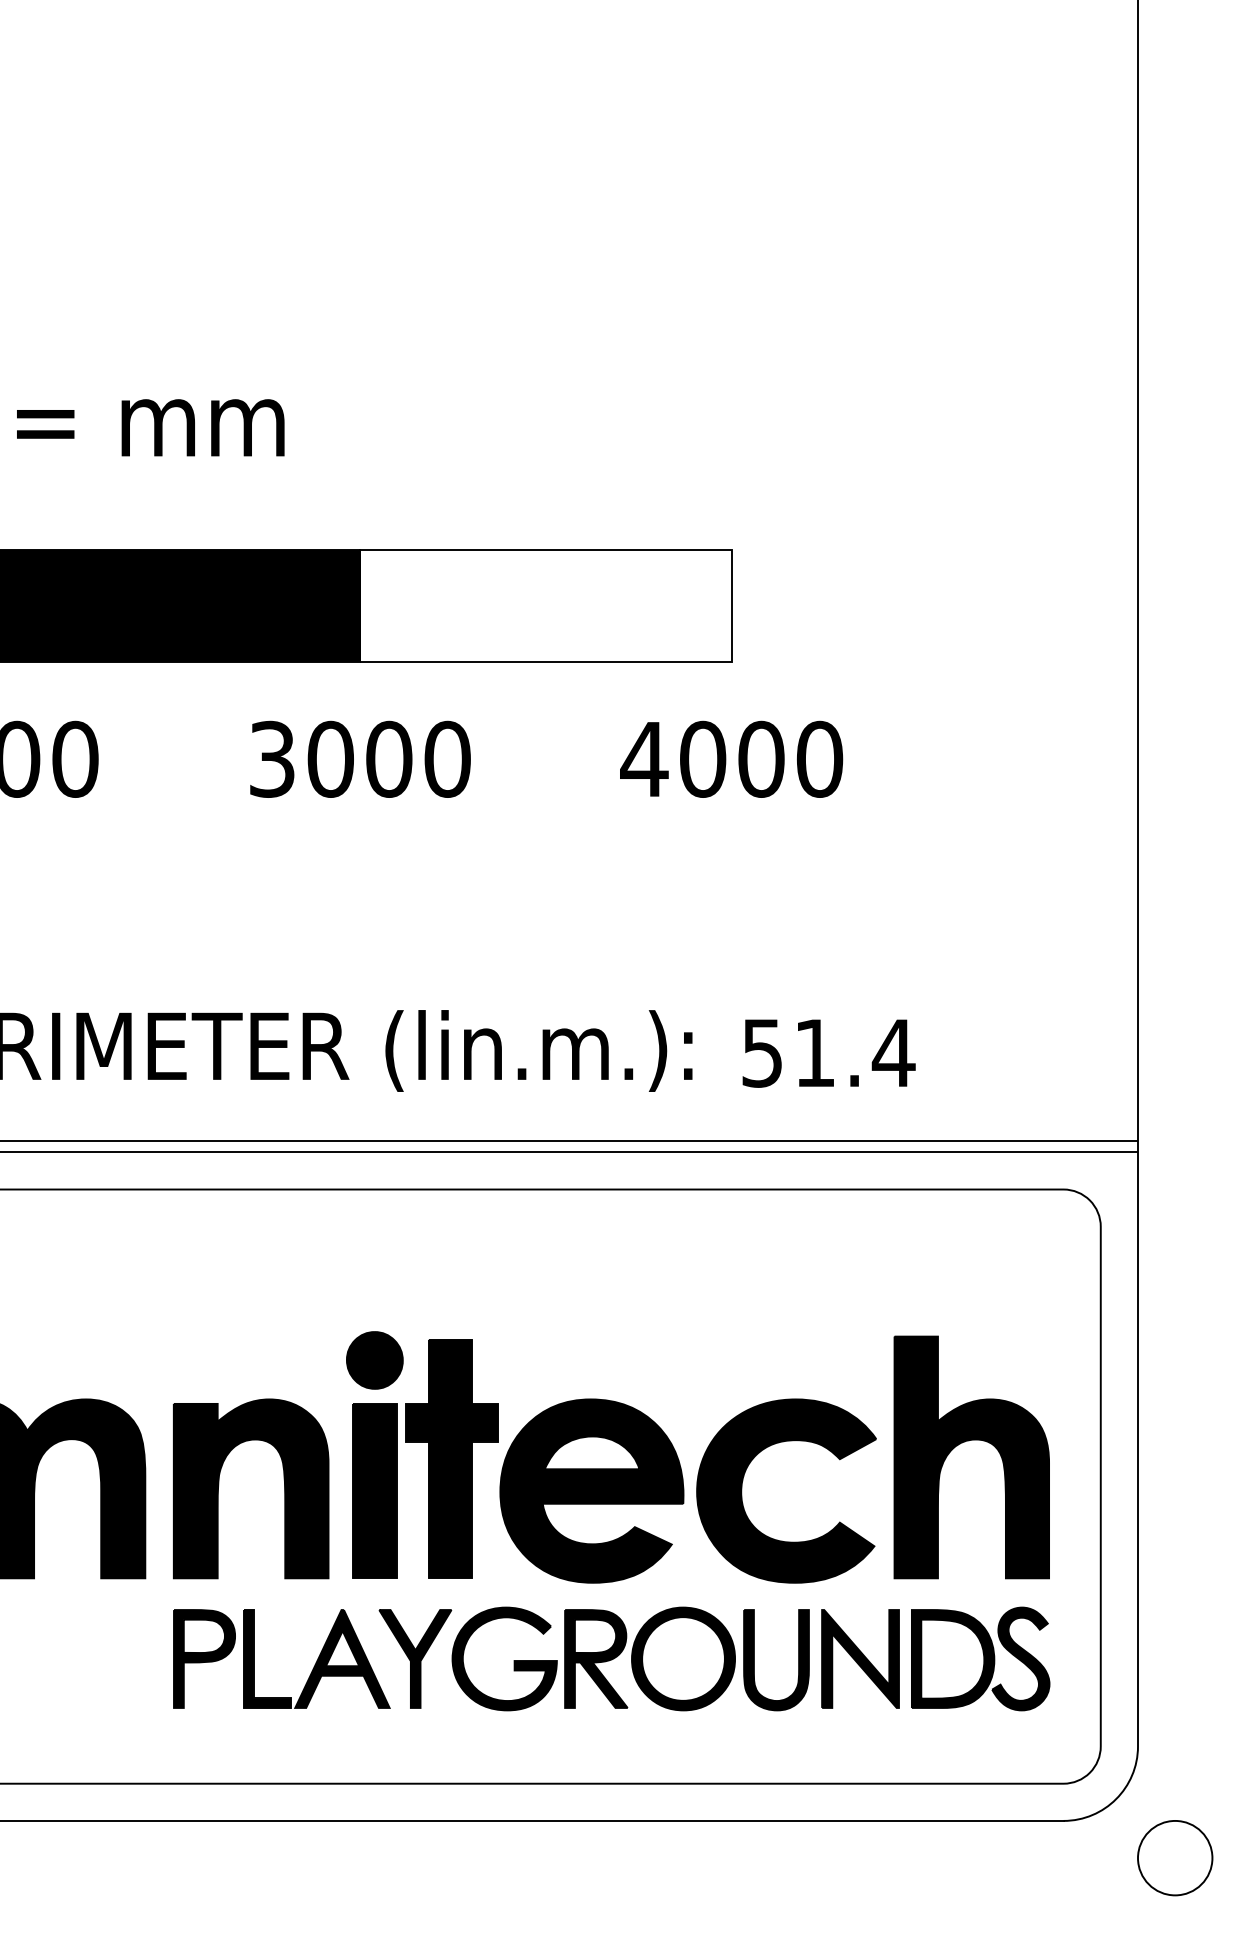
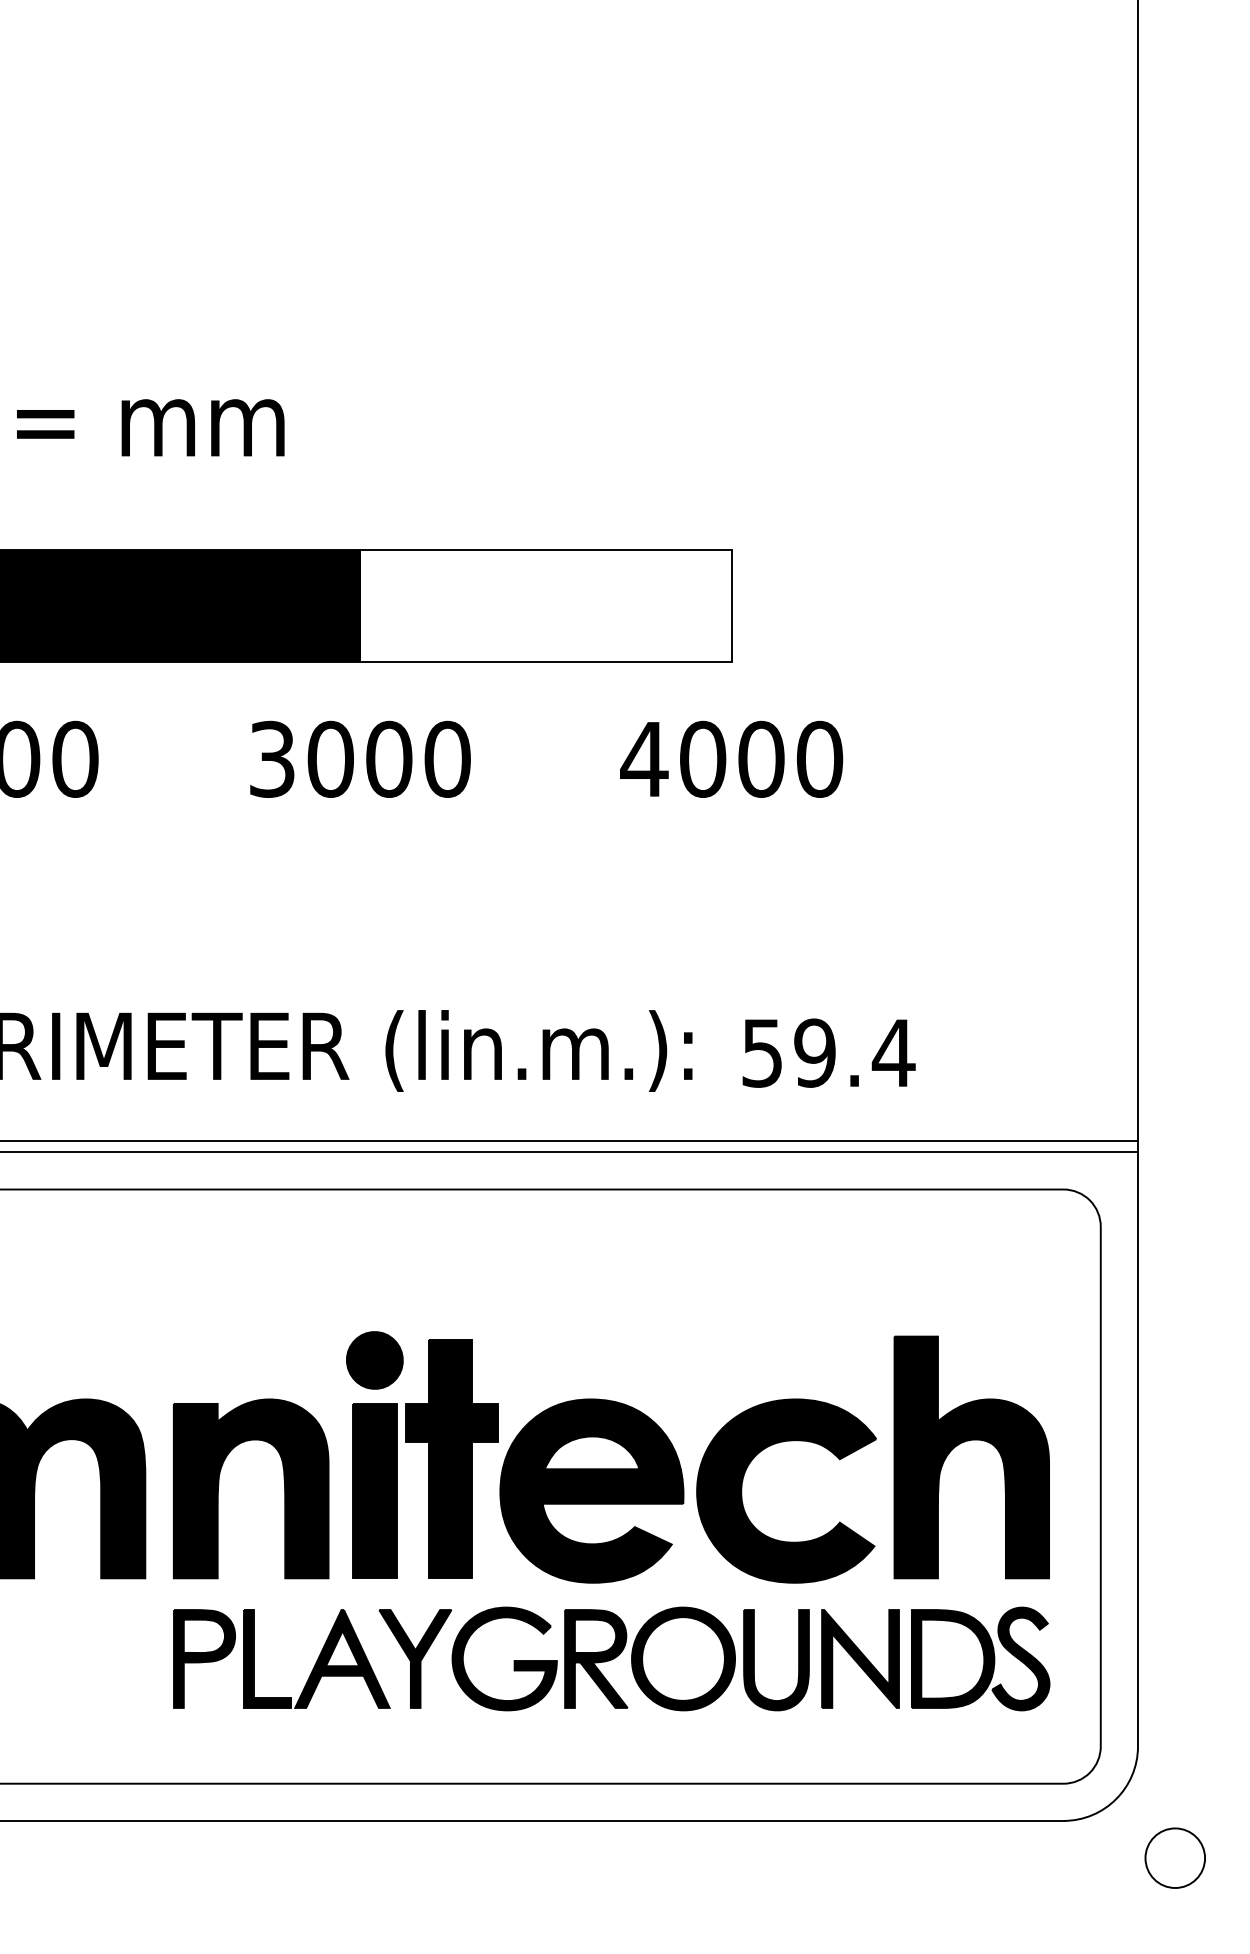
text: 51.4 -> 59.4 (814, 1052)
circle size: 77x77 px -> 62x62 px (1174, 1857)
